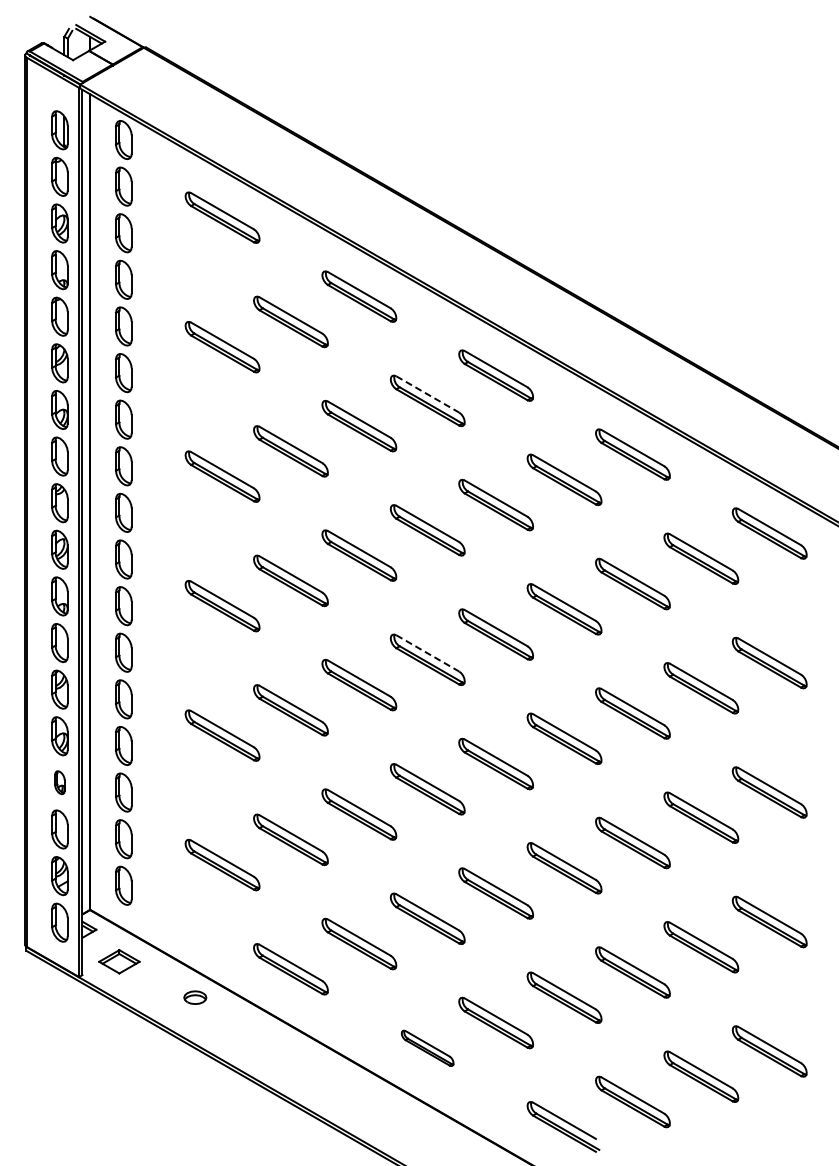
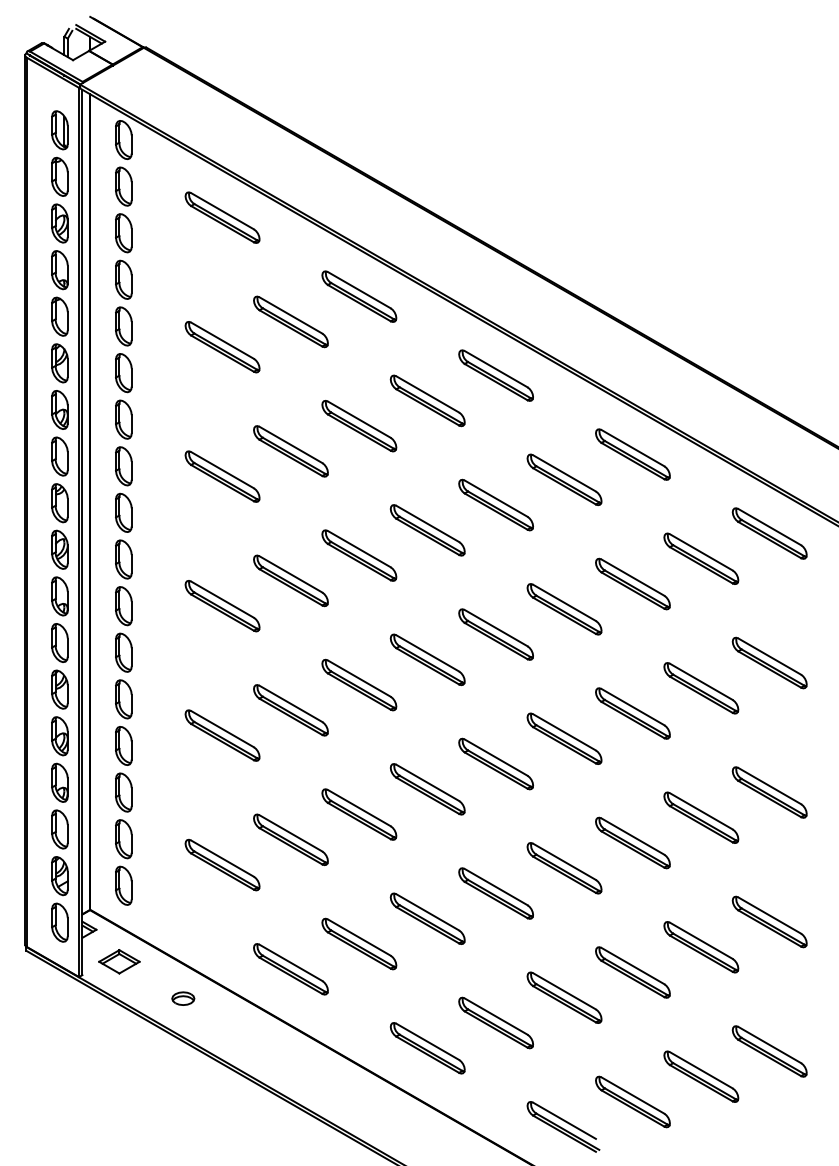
line: dashed -> solid (428, 394)
line: dashed -> solid (428, 653)
part size: 12x26 px -> 18x41 px (59, 782)
part position: (195, 997) -> (183, 998) (183, 998)
part size: 55x38 px -> 77x53 px (427, 1048)
